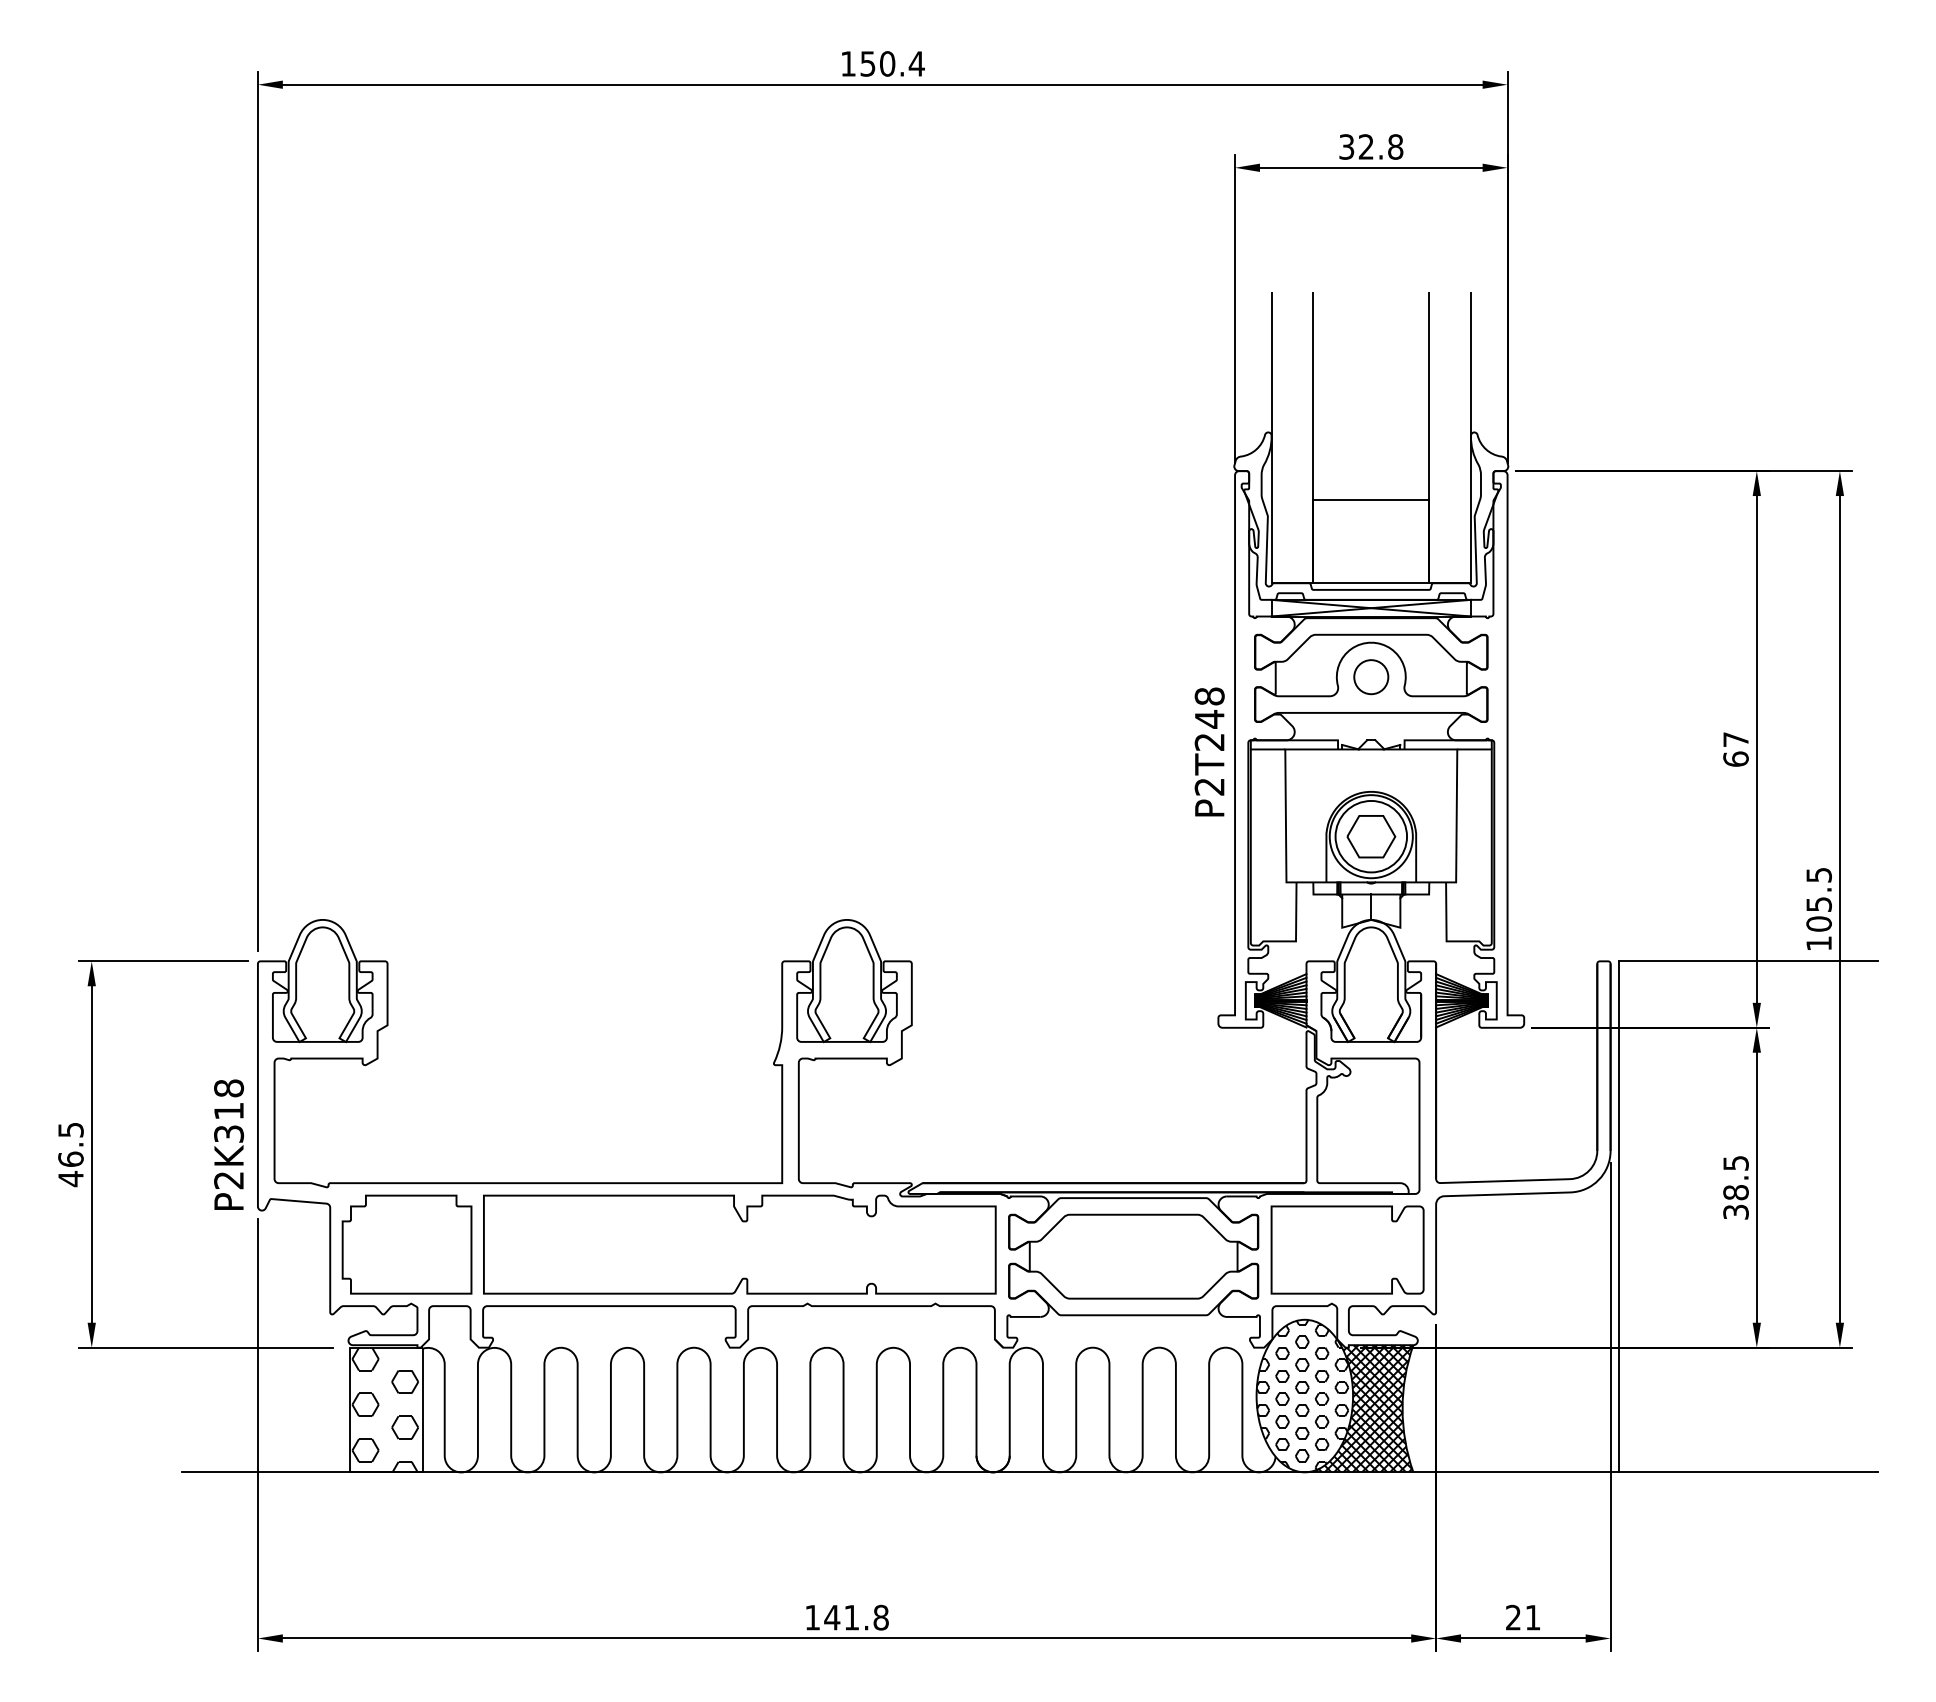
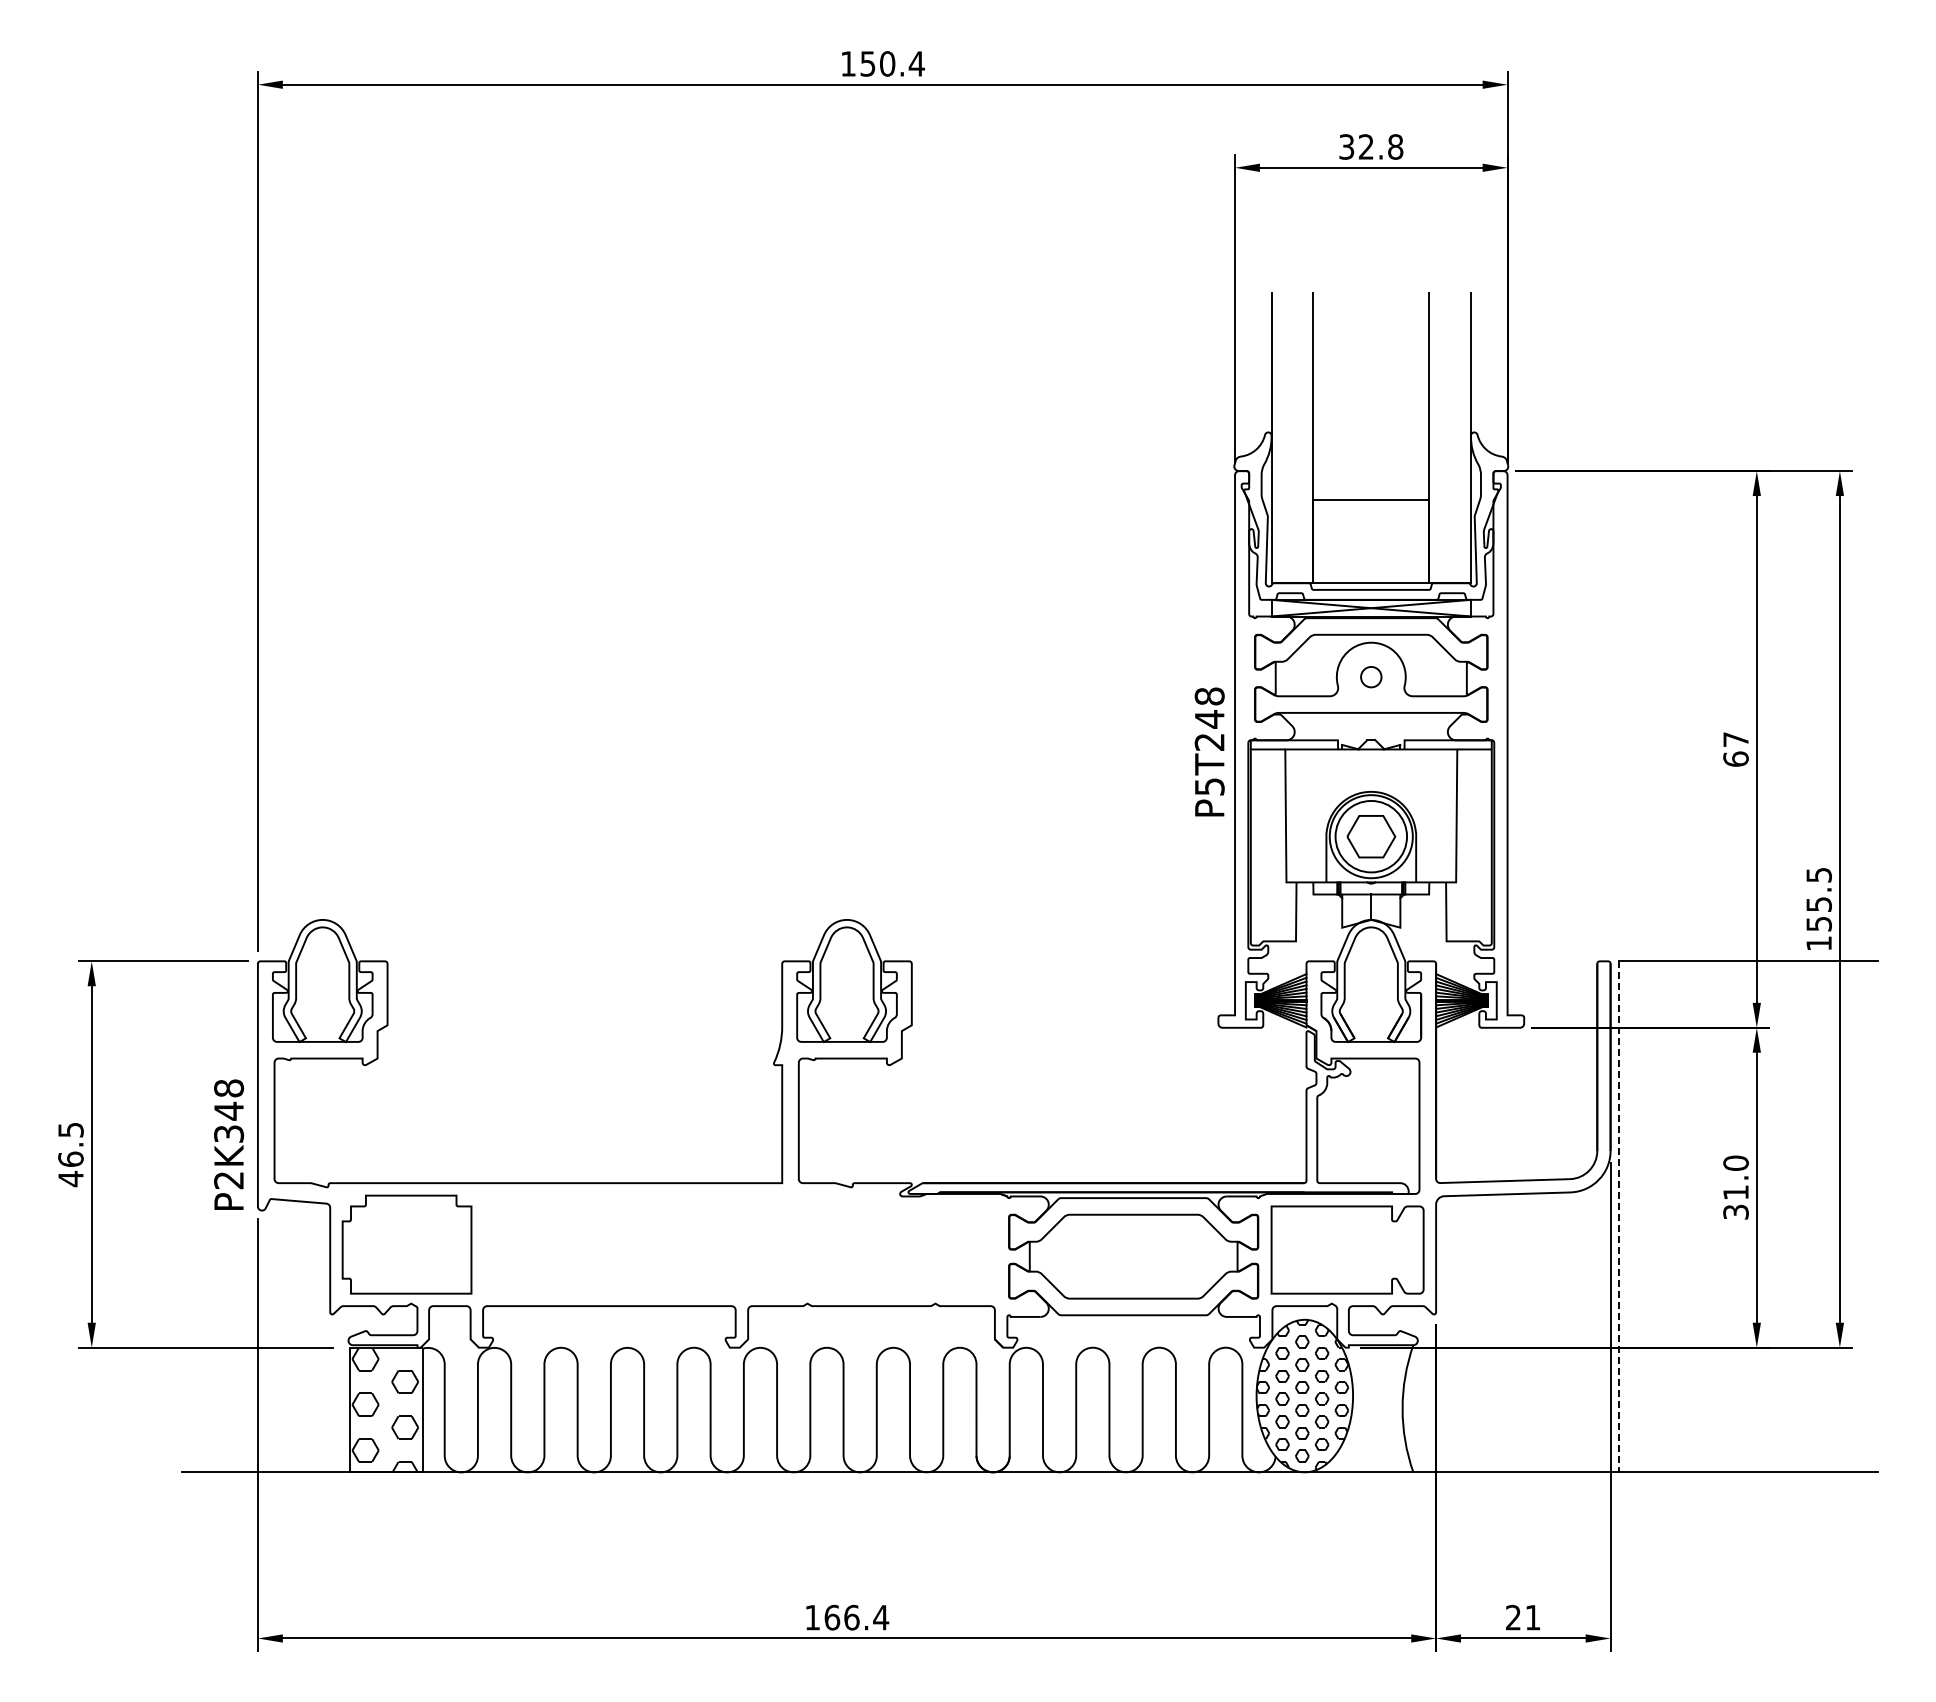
circle diameter: 34 px -> 20 px (1371, 676)
text: P2T248 -> P5T248 (1209, 786)
text: 105.5 -> 155.5 (1818, 923)
text: P2K318 -> P2K348 (228, 1110)
text: 38.5 -> 31.0 (1735, 1177)
line: solid -> dashed (1618, 1217)
part: present -> none (739, 1244)
hatch: present -> none (1359, 1407)
text: 141.8 -> 166.4 (856, 1617)
